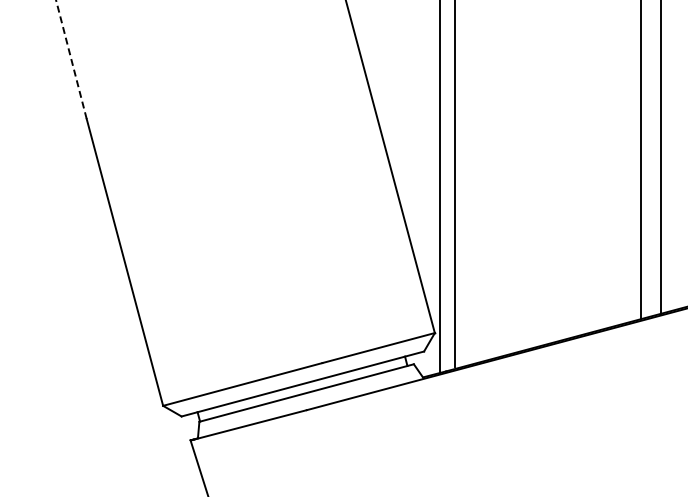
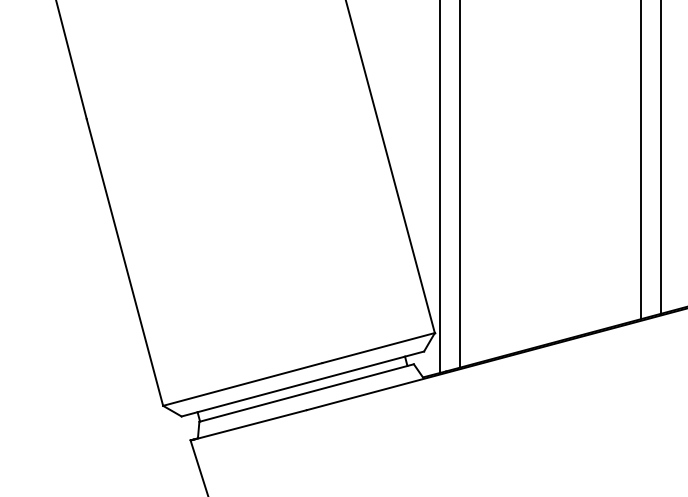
line: dashed -> solid (71, 59)
line position: (455, 184) -> (460, 184) (460, 184)
